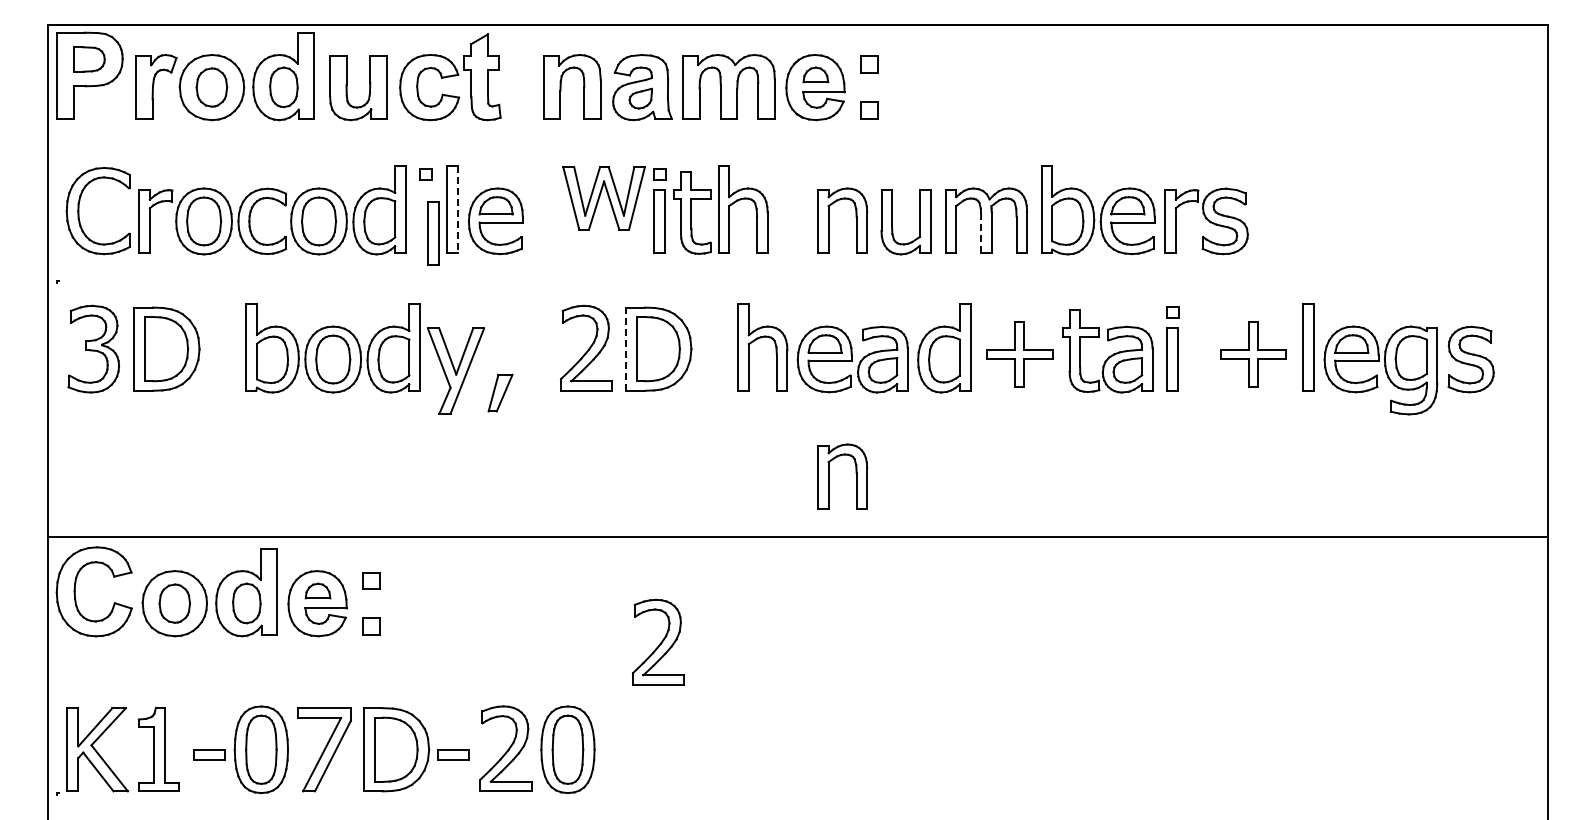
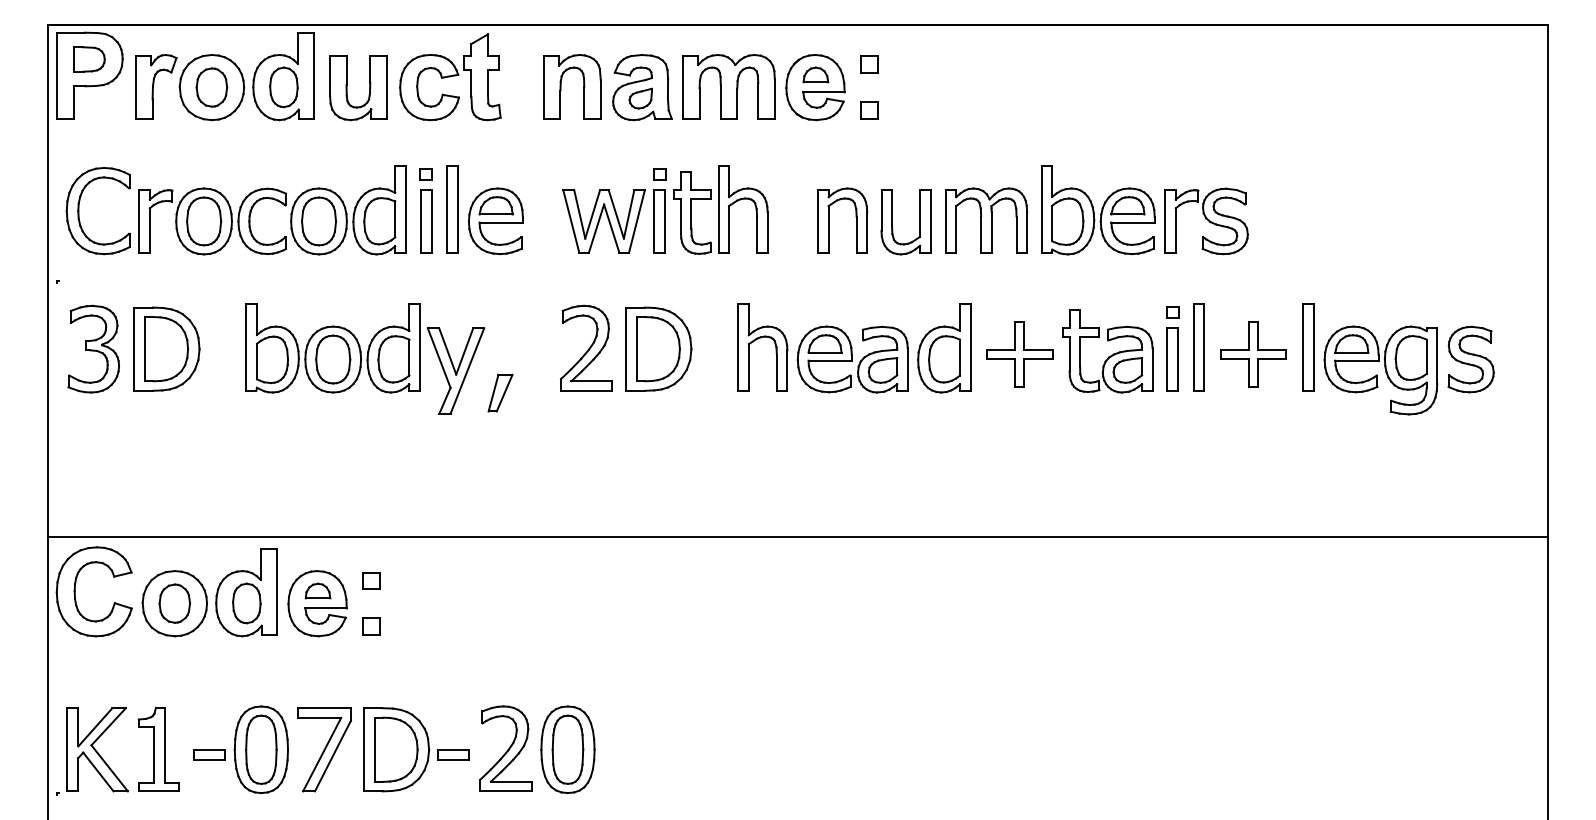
part position: (603, 198) -> (603, 221) (603, 221)
line: dashed -> solid (457, 209)
part position: (433, 233) -> (426, 221) (426, 221)
line: dashed -> solid (981, 234)
part: none -> present (1198, 347)
line: dashed -> solid (625, 349)
part: present -> none (829, 476)
part: present -> none (658, 641)
